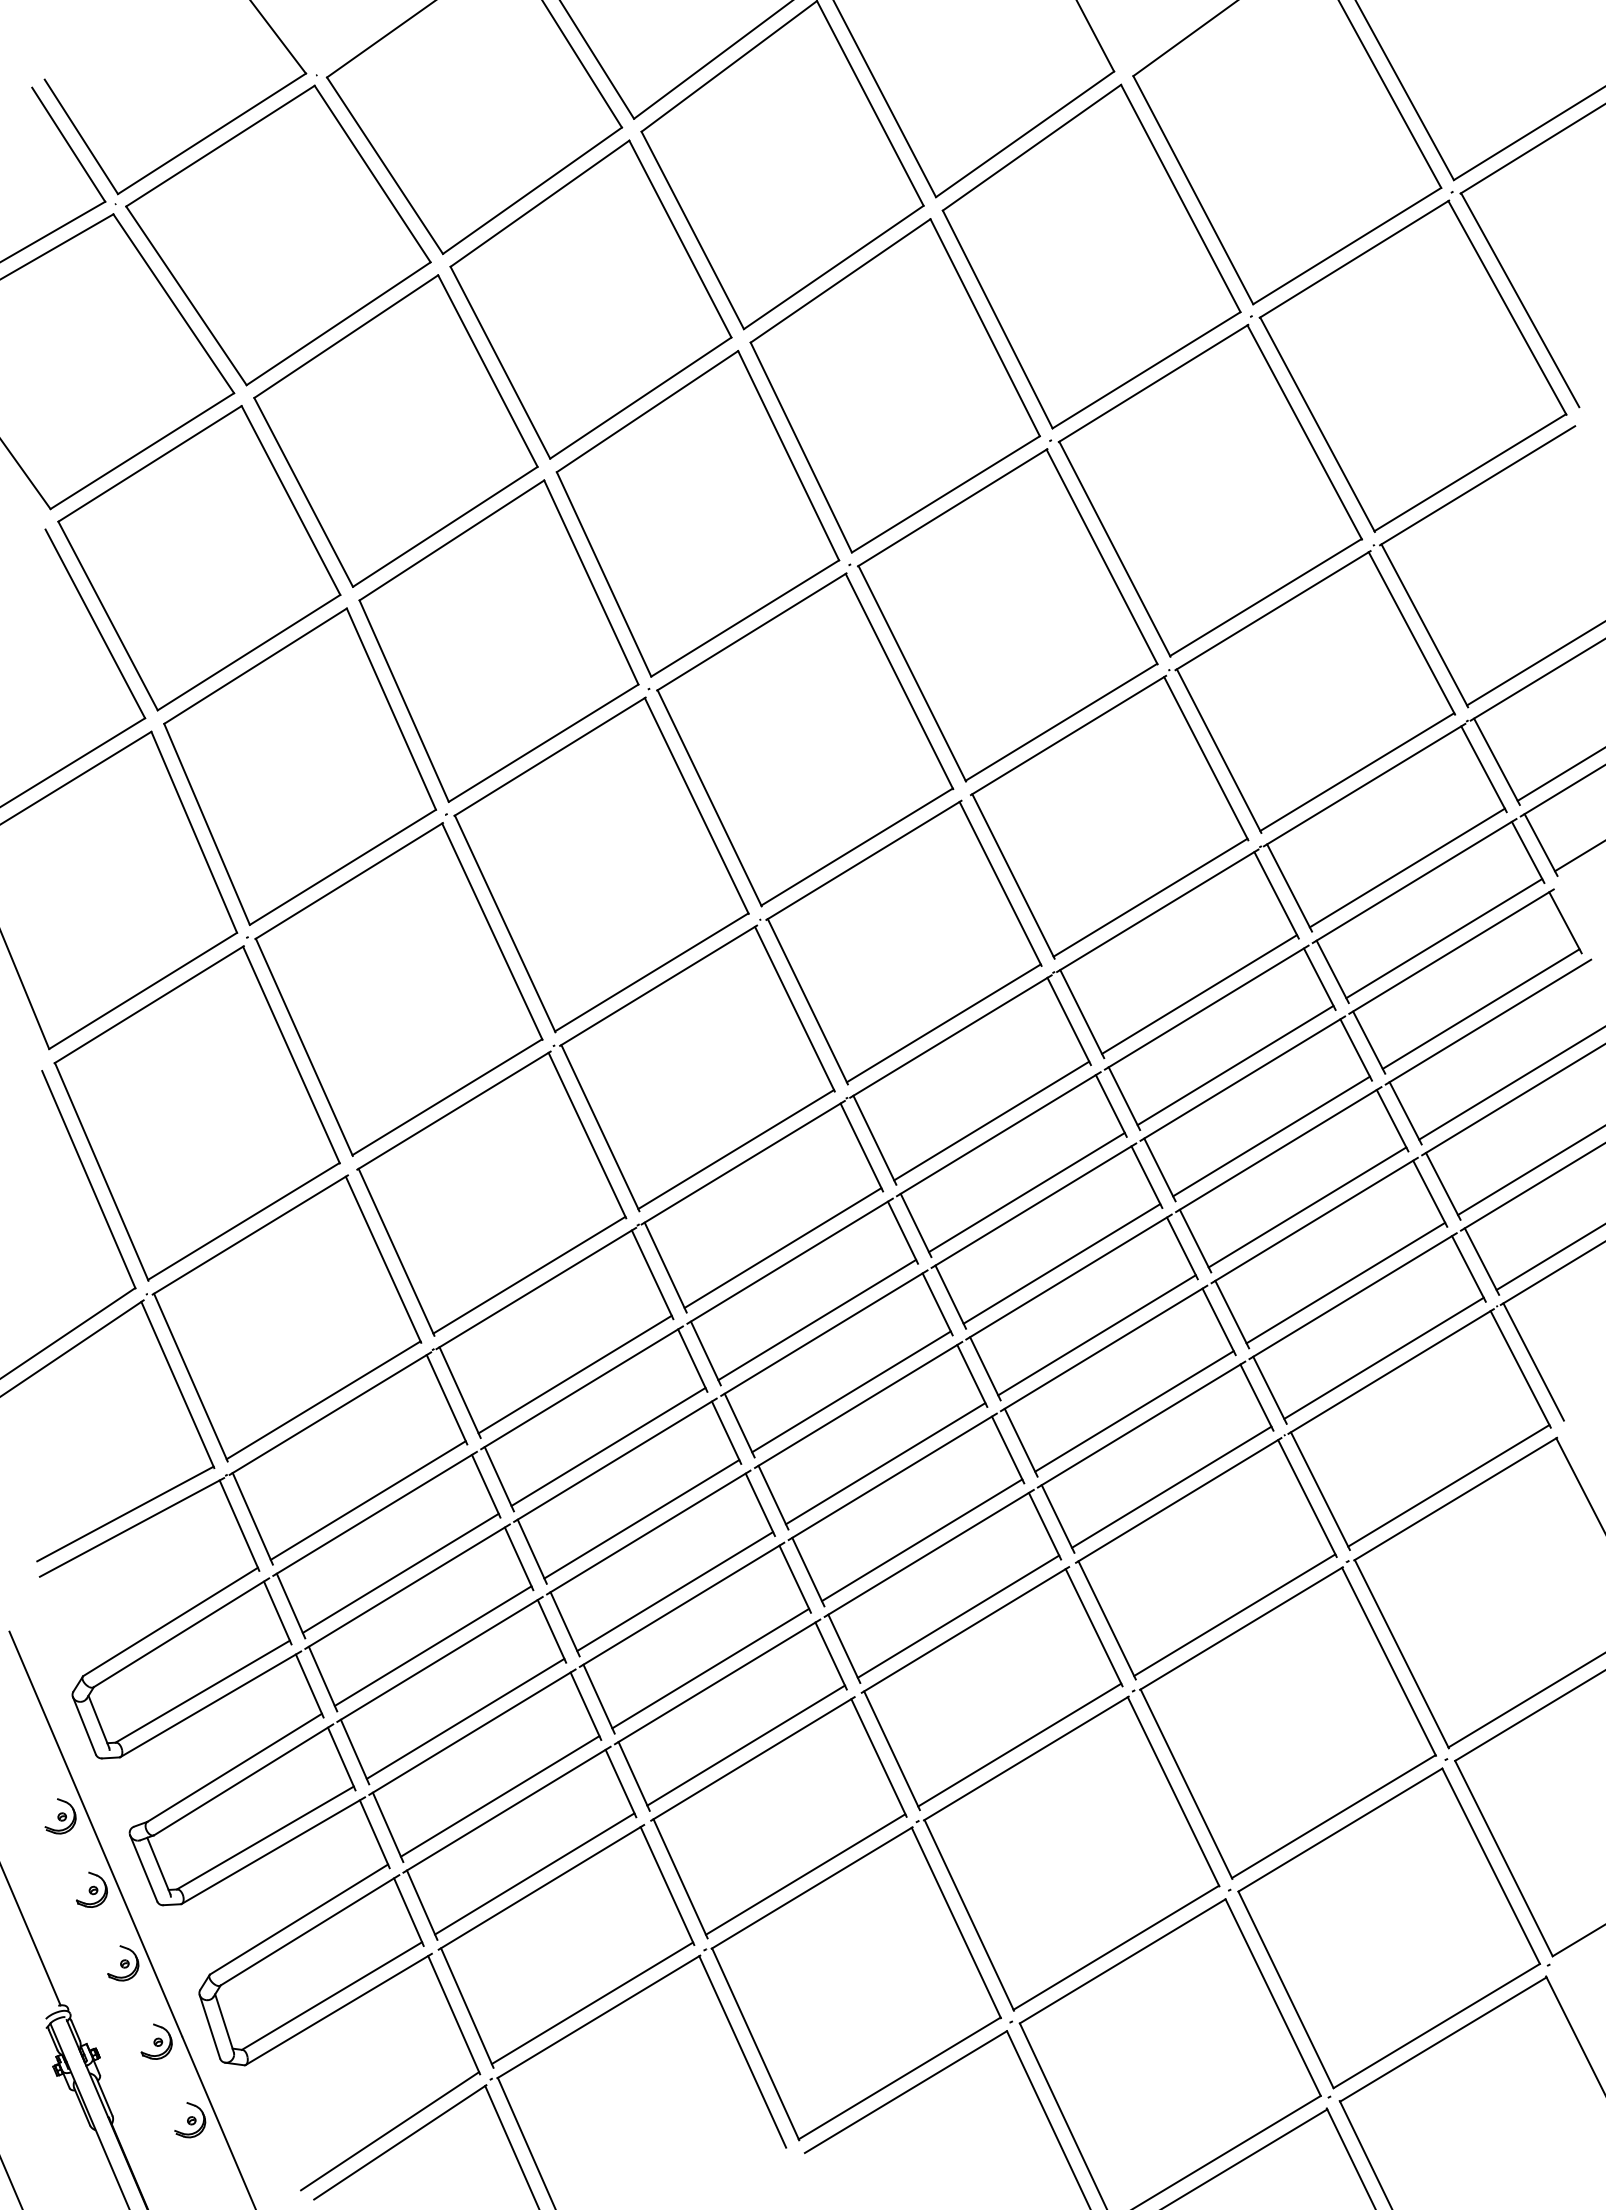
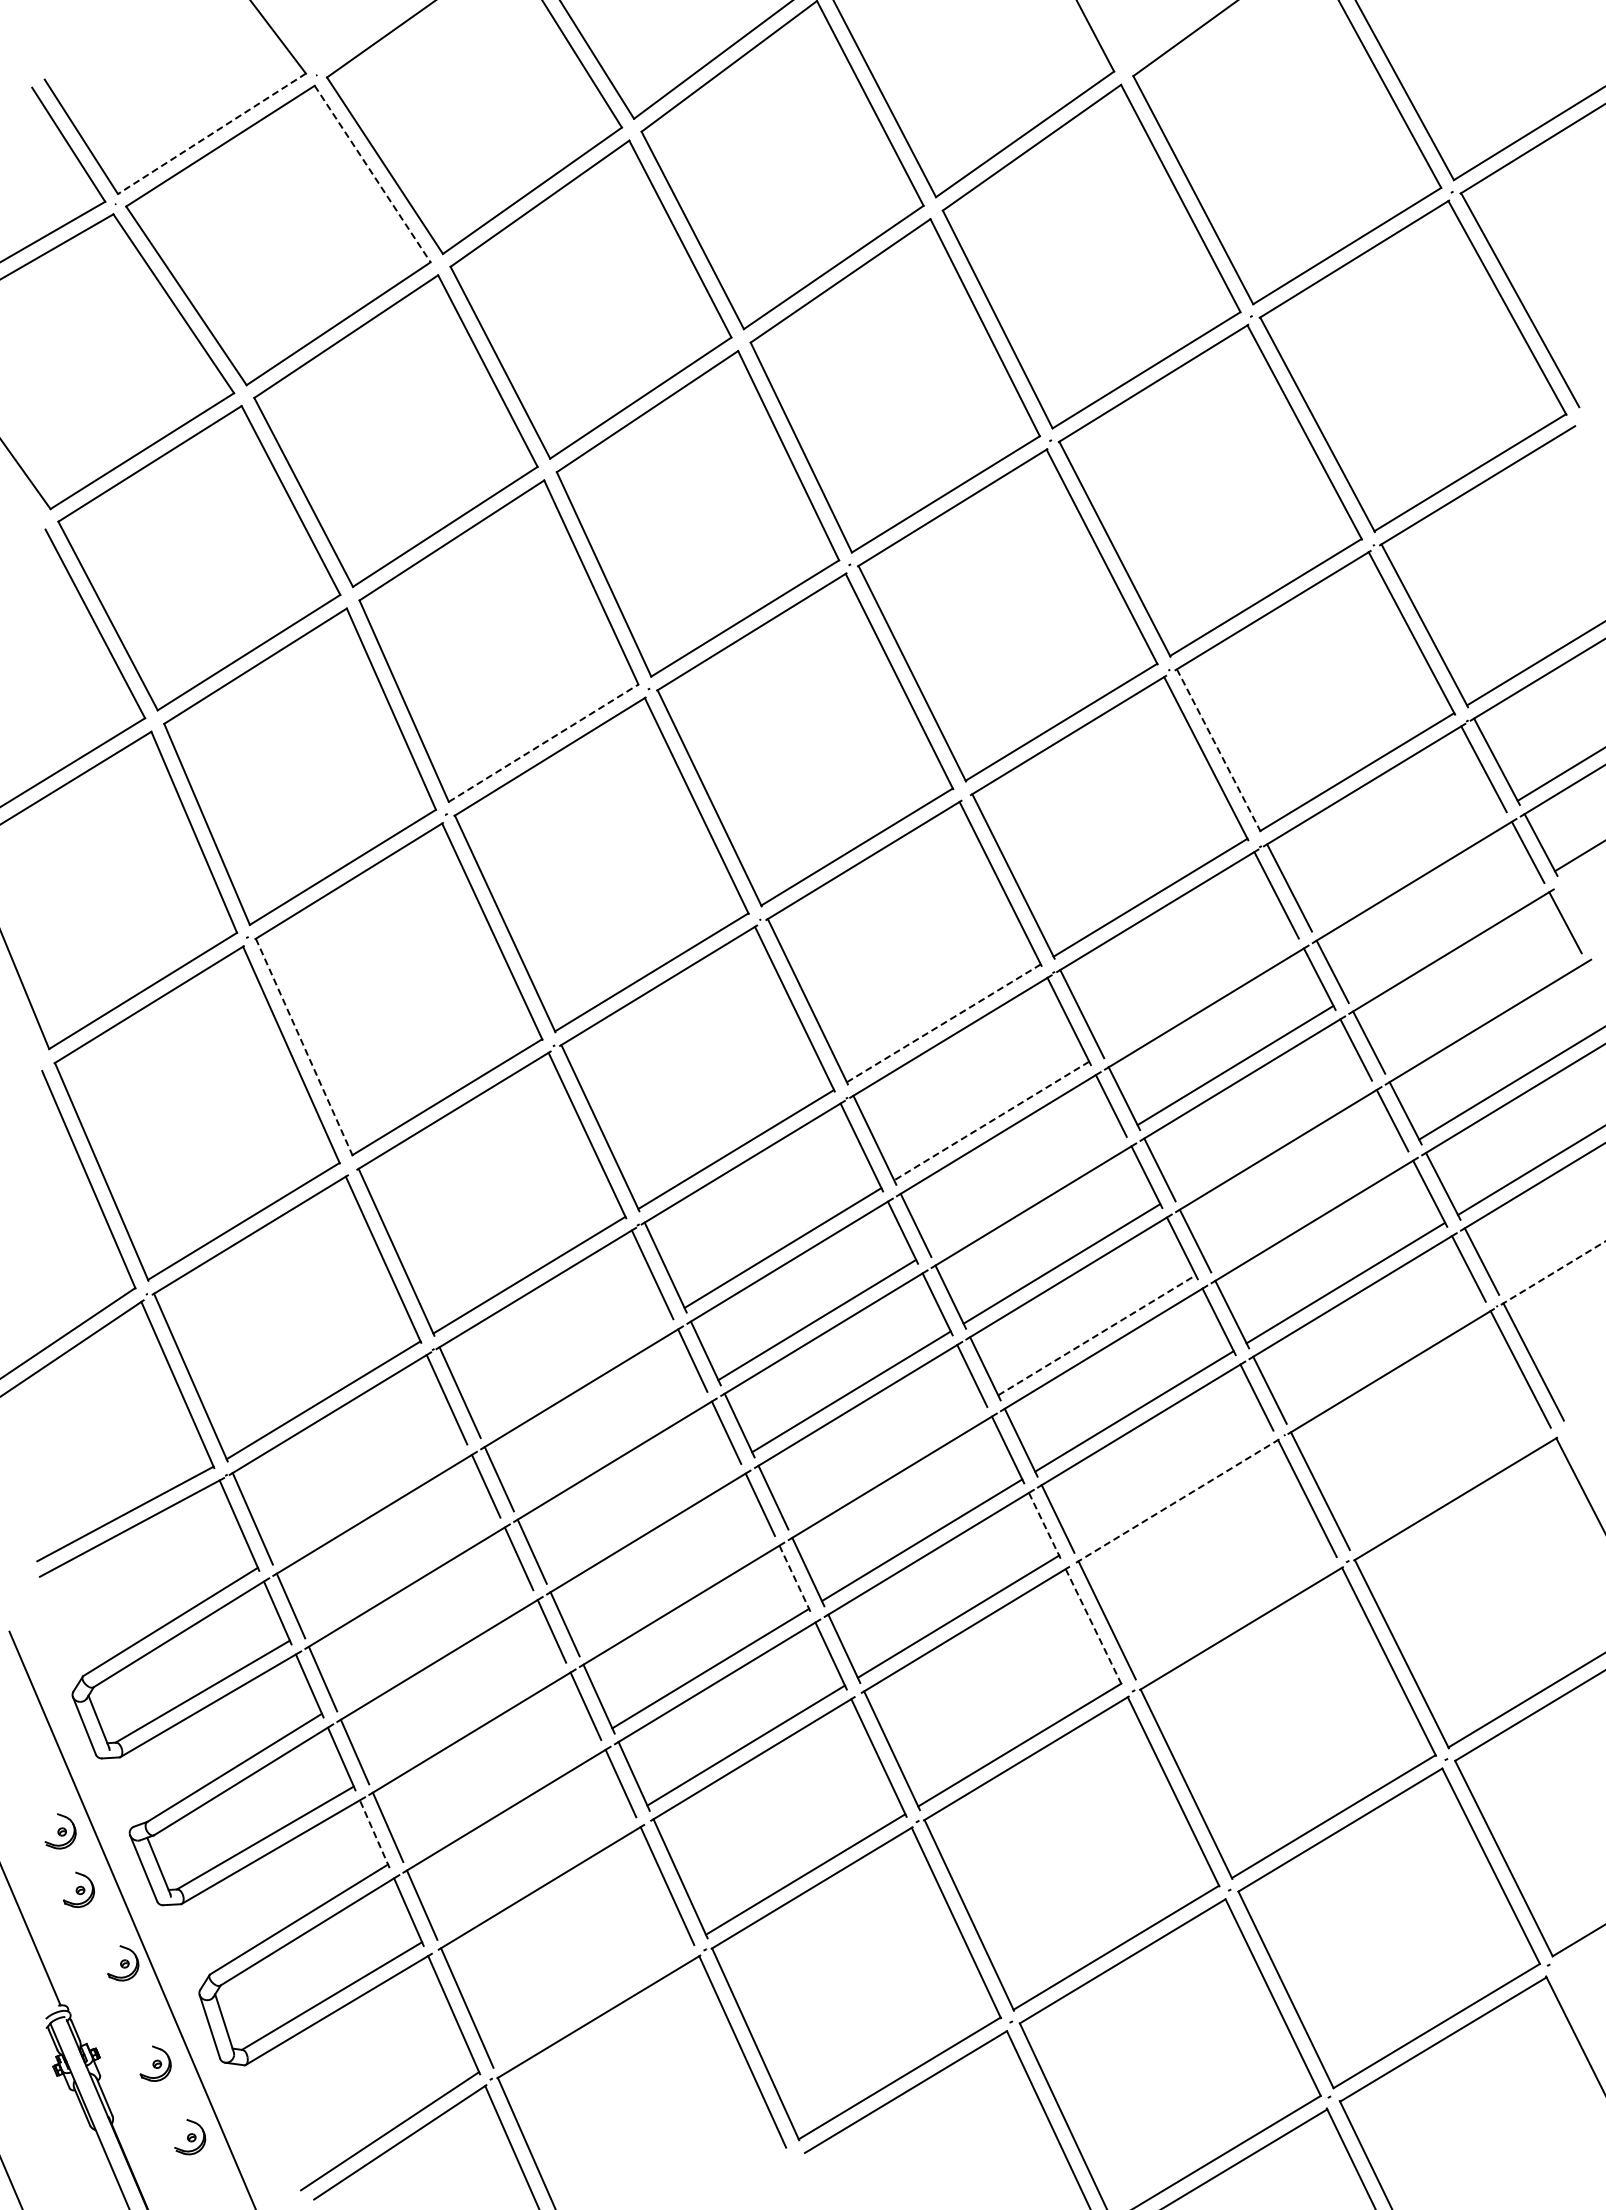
line: solid -> dashed (212, 133)
line: solid -> dashed (372, 174)
line: solid -> dashed (543, 743)
line: solid -> dashed (1219, 751)
line: present -> none (1406, 867)
line: present -> none (1444, 938)
line: present -> none (1199, 994)
line: present -> none (1480, 1008)
line: solid -> dashed (944, 1023)
line: solid -> dashed (304, 1047)
line: solid -> dashed (991, 1121)
line: present -> none (1271, 1136)
line: present -> none (1026, 1192)
line: present -> none (1307, 1207)
line: present -> none (1549, 1257)
line: solid -> dashed (1553, 1272)
line: solid -> dashed (1097, 1335)
line: present -> none (1383, 1357)
line: present -> none (574, 1374)
line: present -> none (608, 1446)
line: present -> none (885, 1463)
line: present -> none (1448, 1485)
line: present -> none (1171, 1486)
line: present -> none (367, 1500)
line: solid -> dashed (1179, 1500)
line: present -> none (641, 1519)
line: solid -> dashed (1045, 1526)
line: present -> none (400, 1572)
line: solid -> dashed (795, 1579)
line: present -> none (675, 1591)
line: present -> none (1234, 1615)
line: solid -> dashed (1094, 1628)
line: present -> none (432, 1645)
line: present -> none (465, 1718)
line: present -> none (499, 1796)
part position: (60, 1816) -> (60, 1831) (60, 1831)
line: solid -> dashed (374, 1833)
line: present -> none (534, 1873)
part position: (91, 1889) -> (78, 1889) (78, 1889)
line: present -> none (592, 2003)
part position: (156, 2041) -> (155, 2063) (155, 2063)
part position: (190, 2120) -> (190, 2137) (190, 2137)
